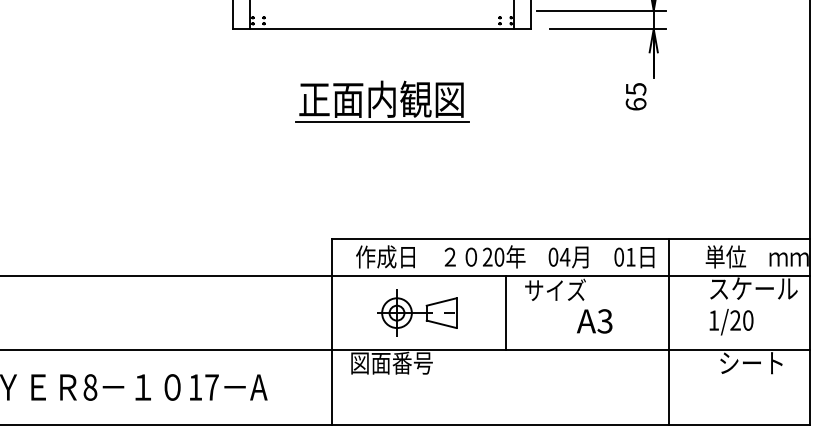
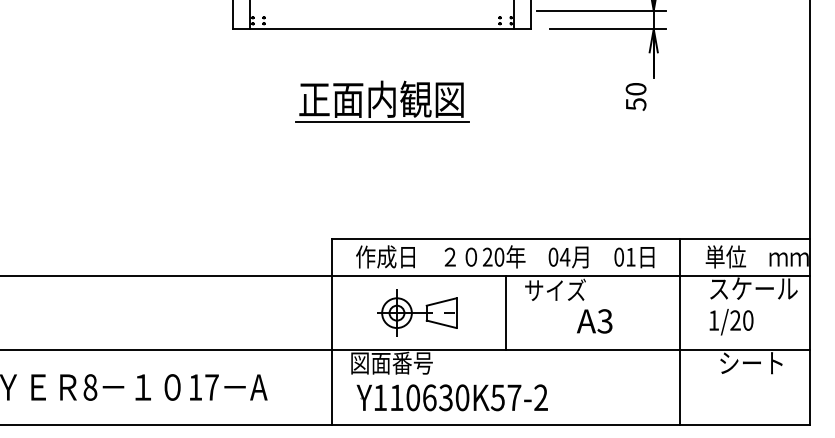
text: 65 -> 50 (635, 96)
line position: (668, 331) -> (679, 331) (679, 331)
part: none -> present (451, 397)
